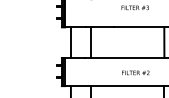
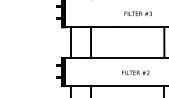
text position: (134, 7) -> (137, 13) (137, 13)
